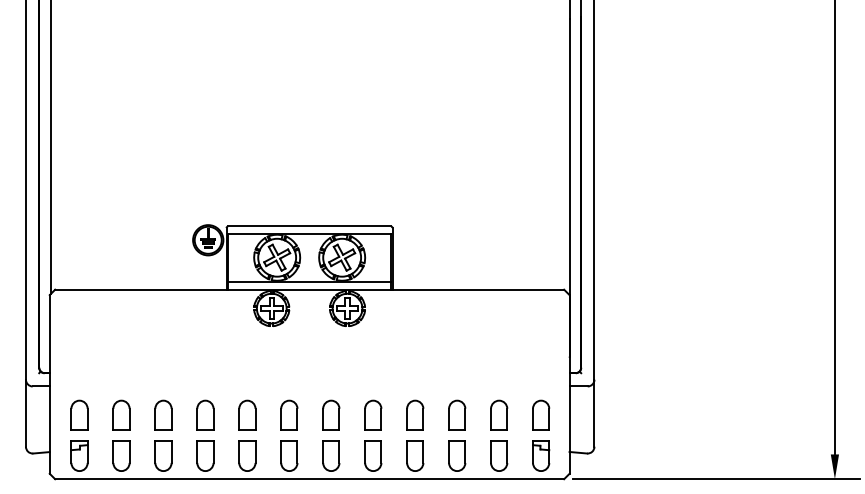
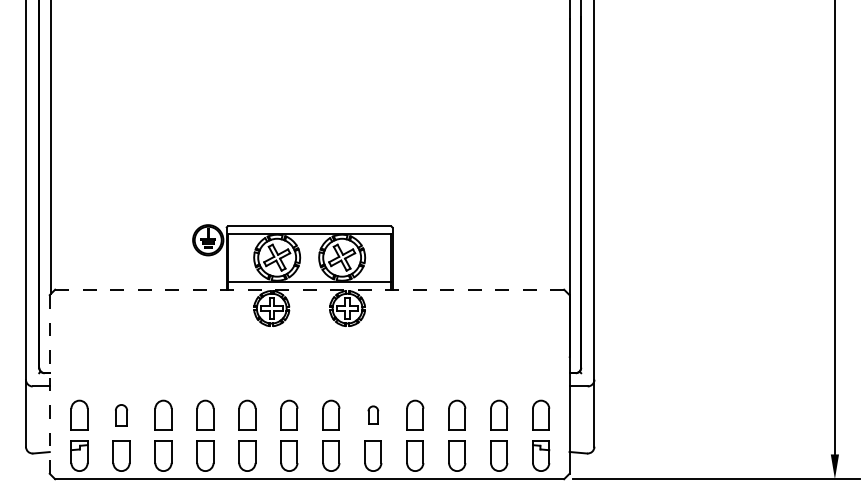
line: solid -> dashed (309, 289)
line: solid -> dashed (49, 384)
part size: 19x32 px -> 13x23 px (121, 415)
part size: 19x32 px -> 13x20 px (373, 414)
